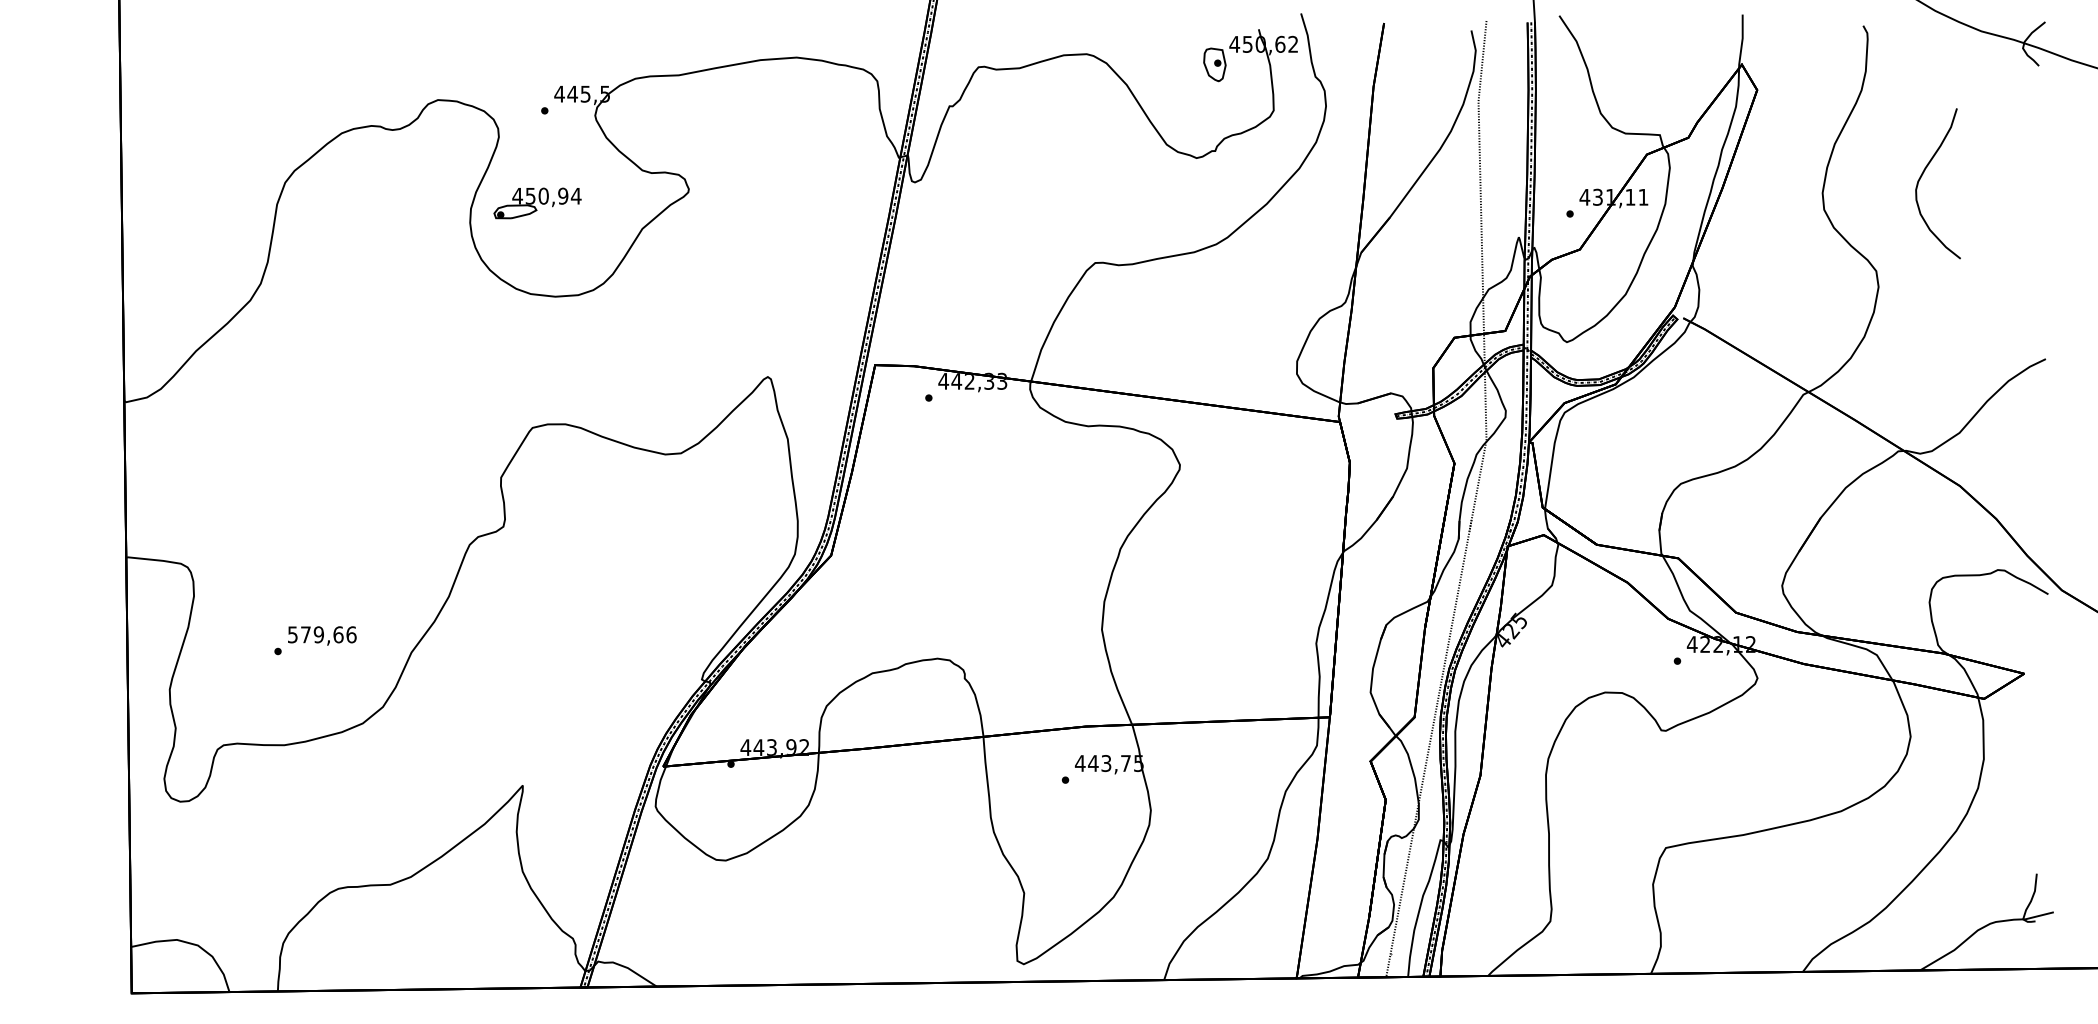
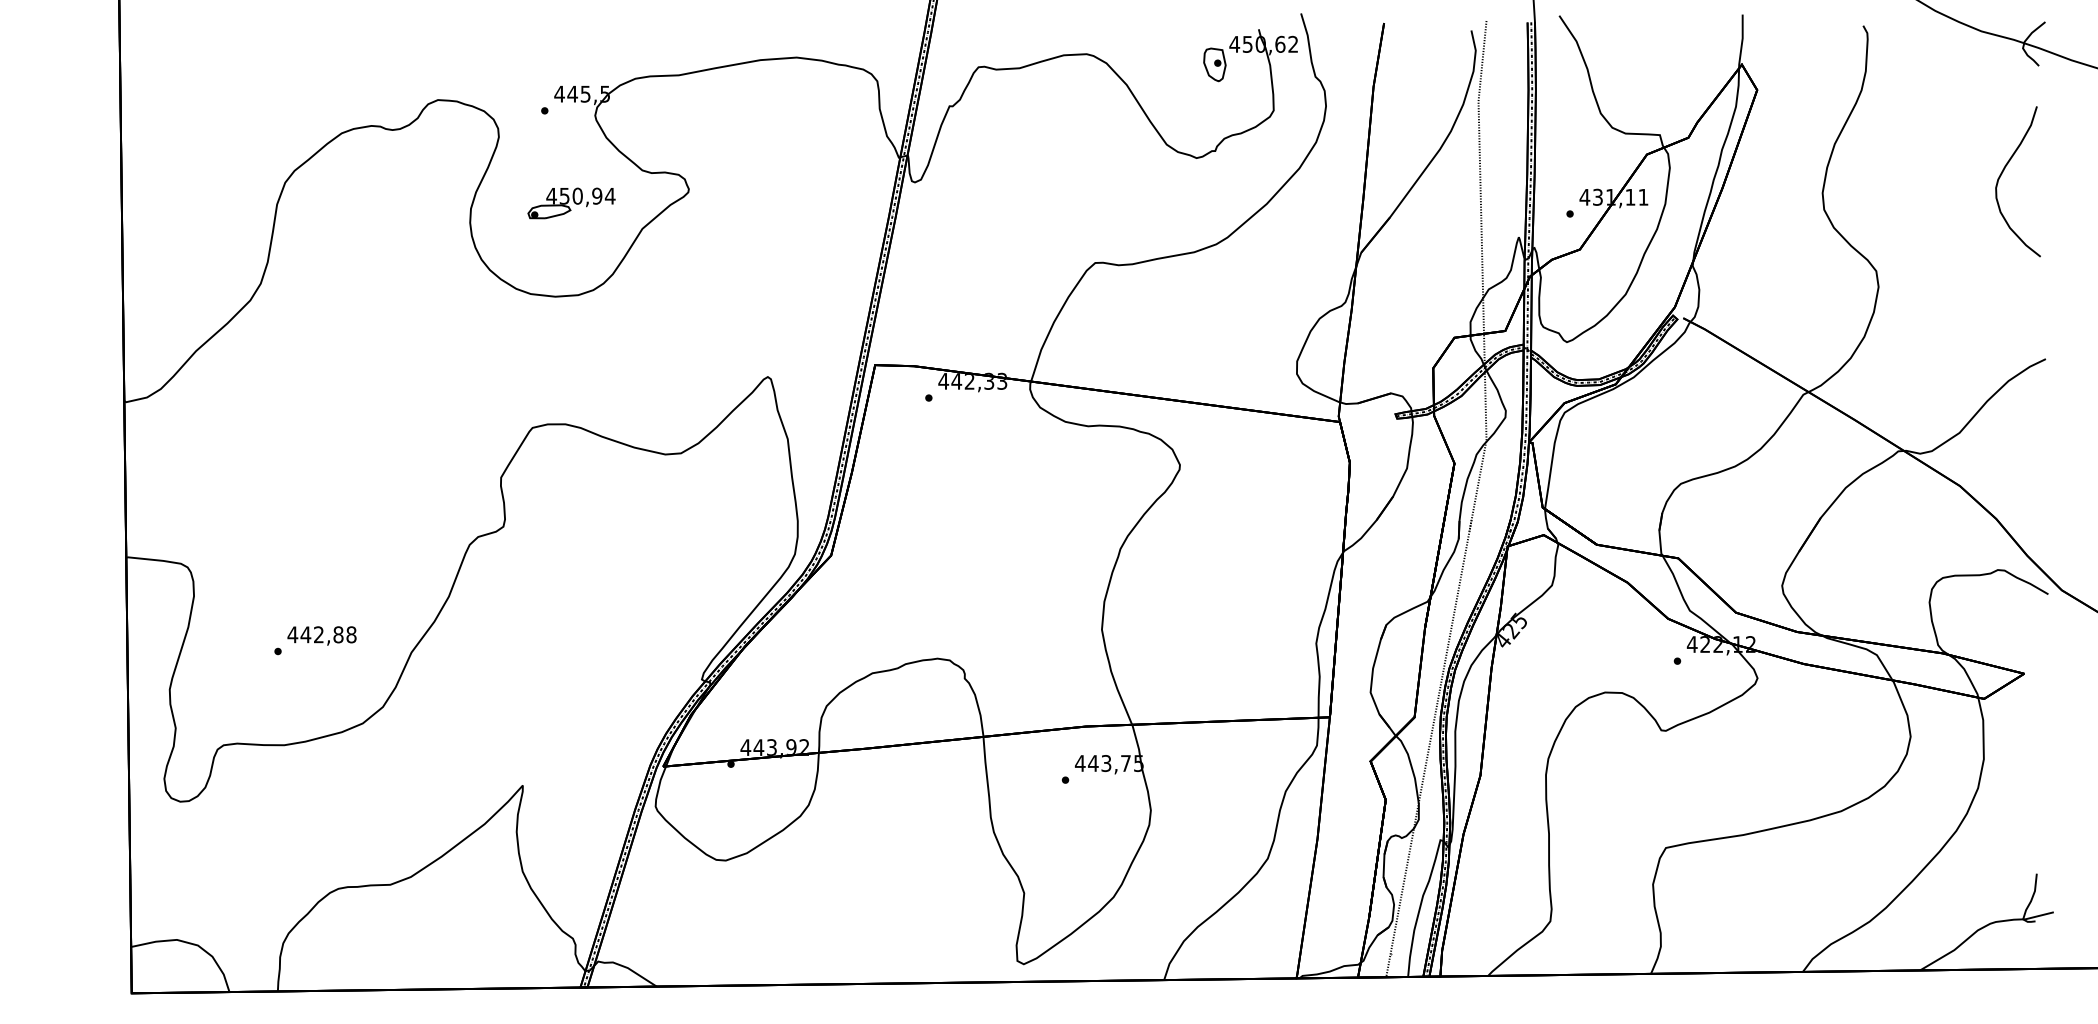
curve position: (1922, 176) -> (2002, 174) (2002, 174)
part position: (537, 203) -> (571, 203) (571, 203)
text: 579,66 -> 442,88 (321, 634)
